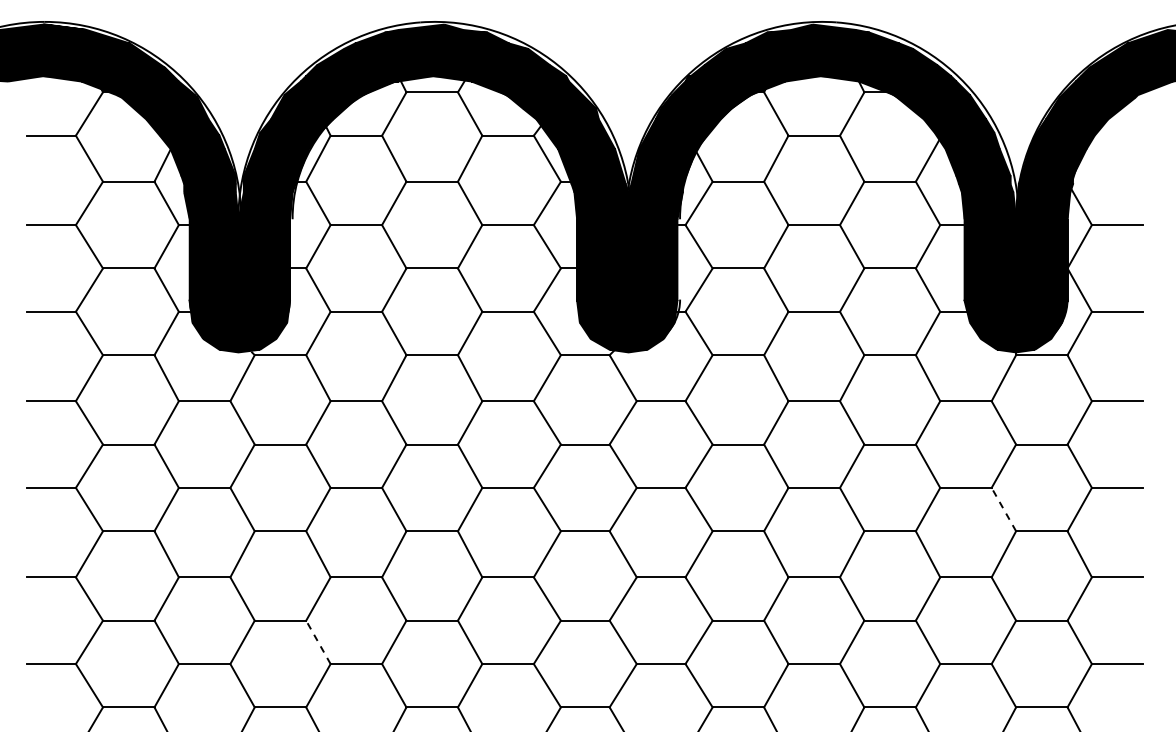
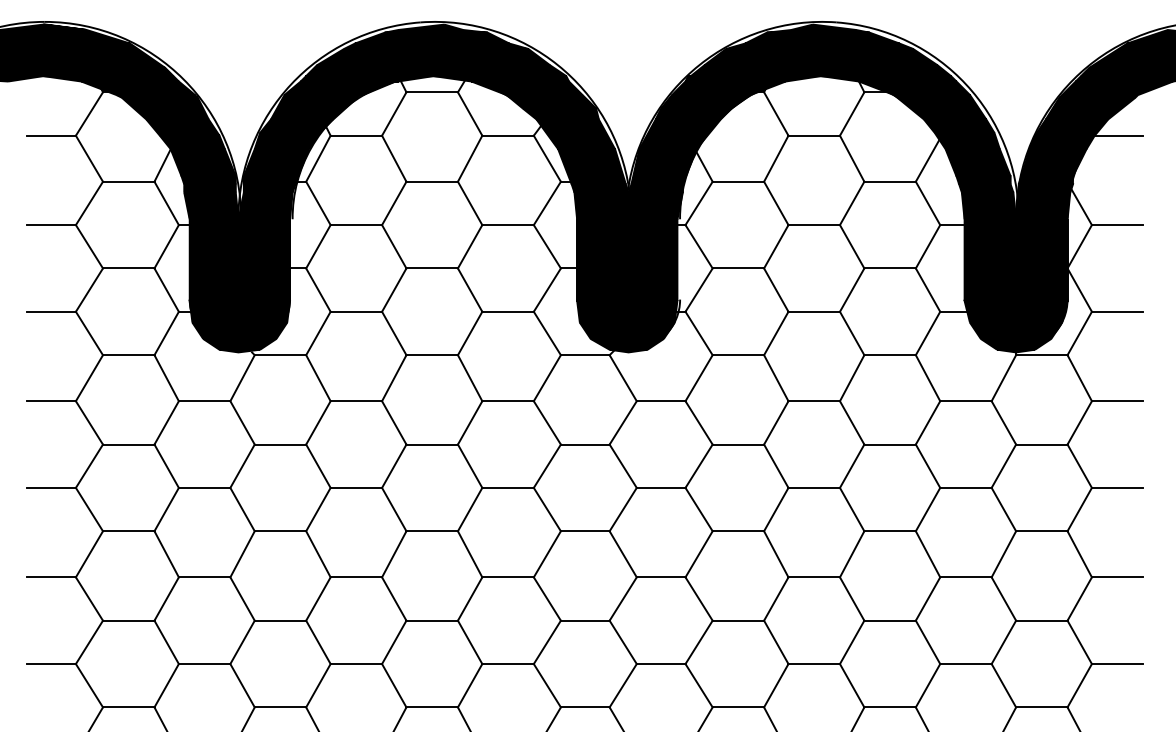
line: none -> present (1118, 135)
line: dashed -> solid (1003, 509)
line: dashed -> solid (318, 642)
